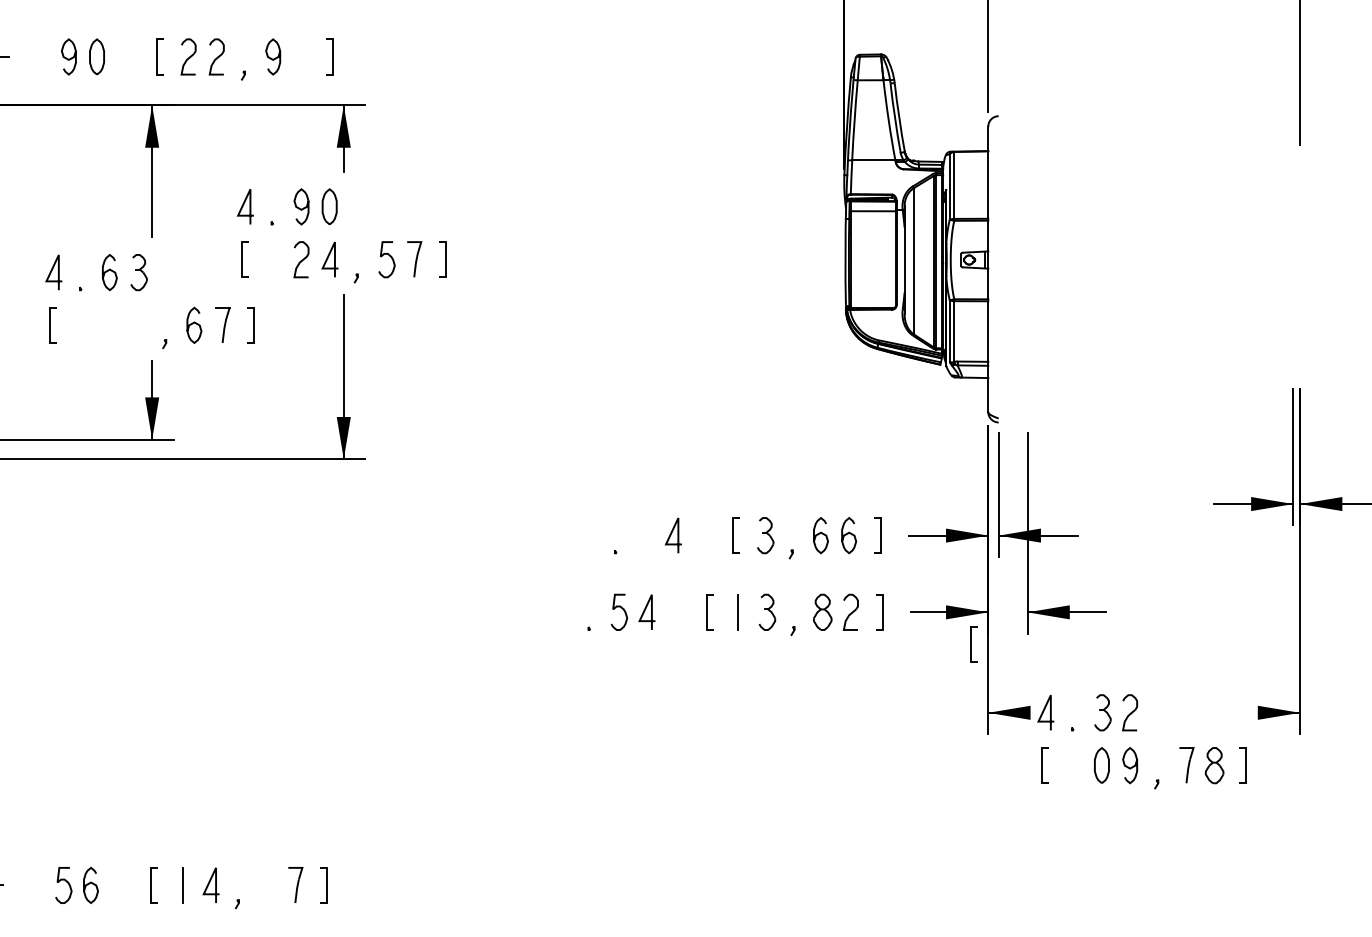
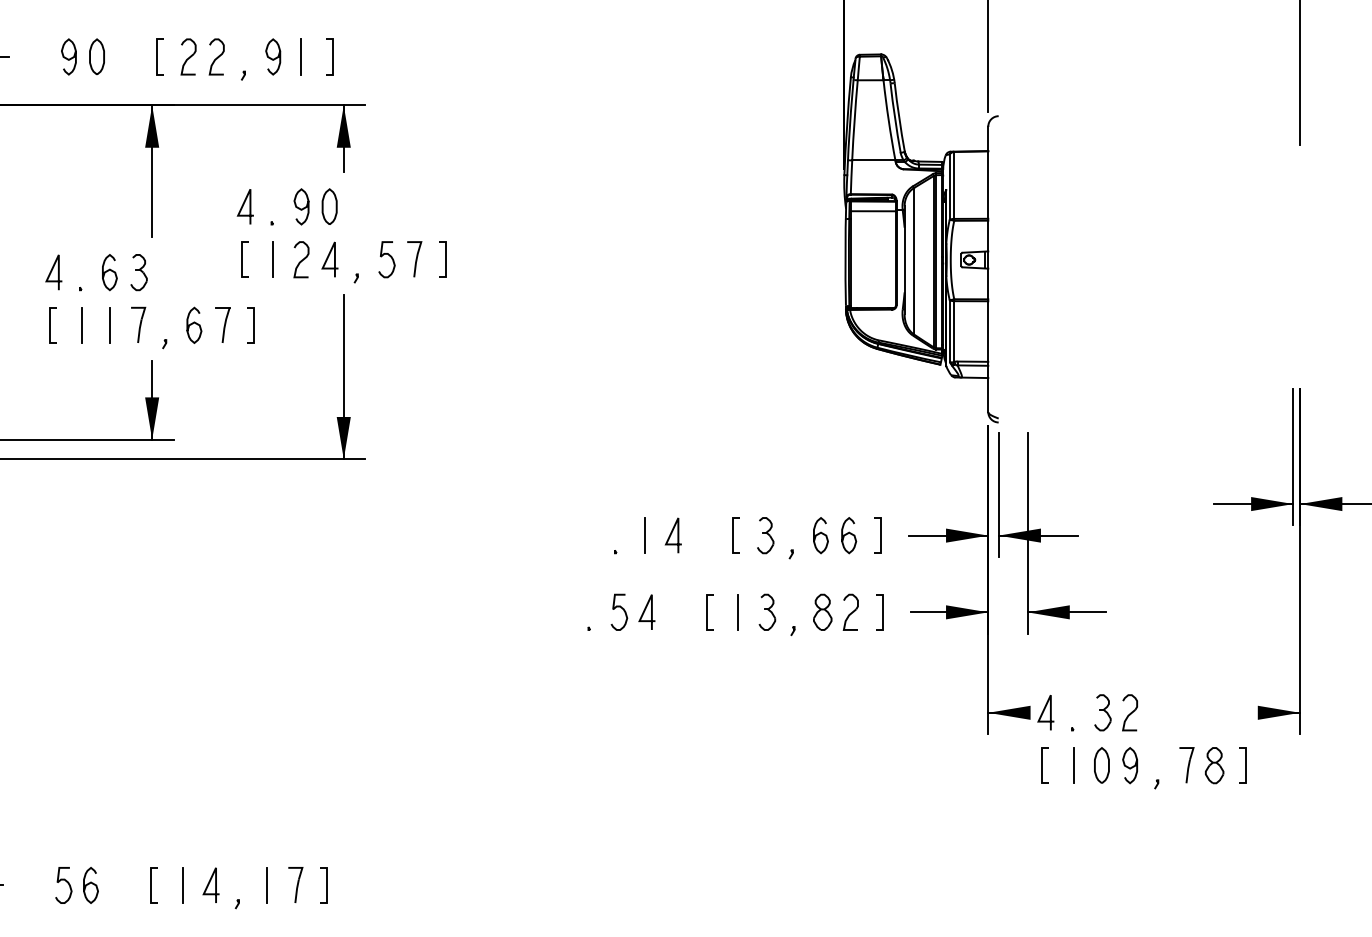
line: none -> present (301, 56)
line: none -> present (273, 259)
part: none -> present (138, 324)
line: none -> present (81, 325)
line: none -> present (109, 325)
line: none -> present (644, 535)
line: present -> none (971, 644)
line: none -> present (1073, 765)
line: none -> present (267, 885)
